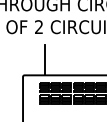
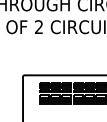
line: present -> none (45, 60)
